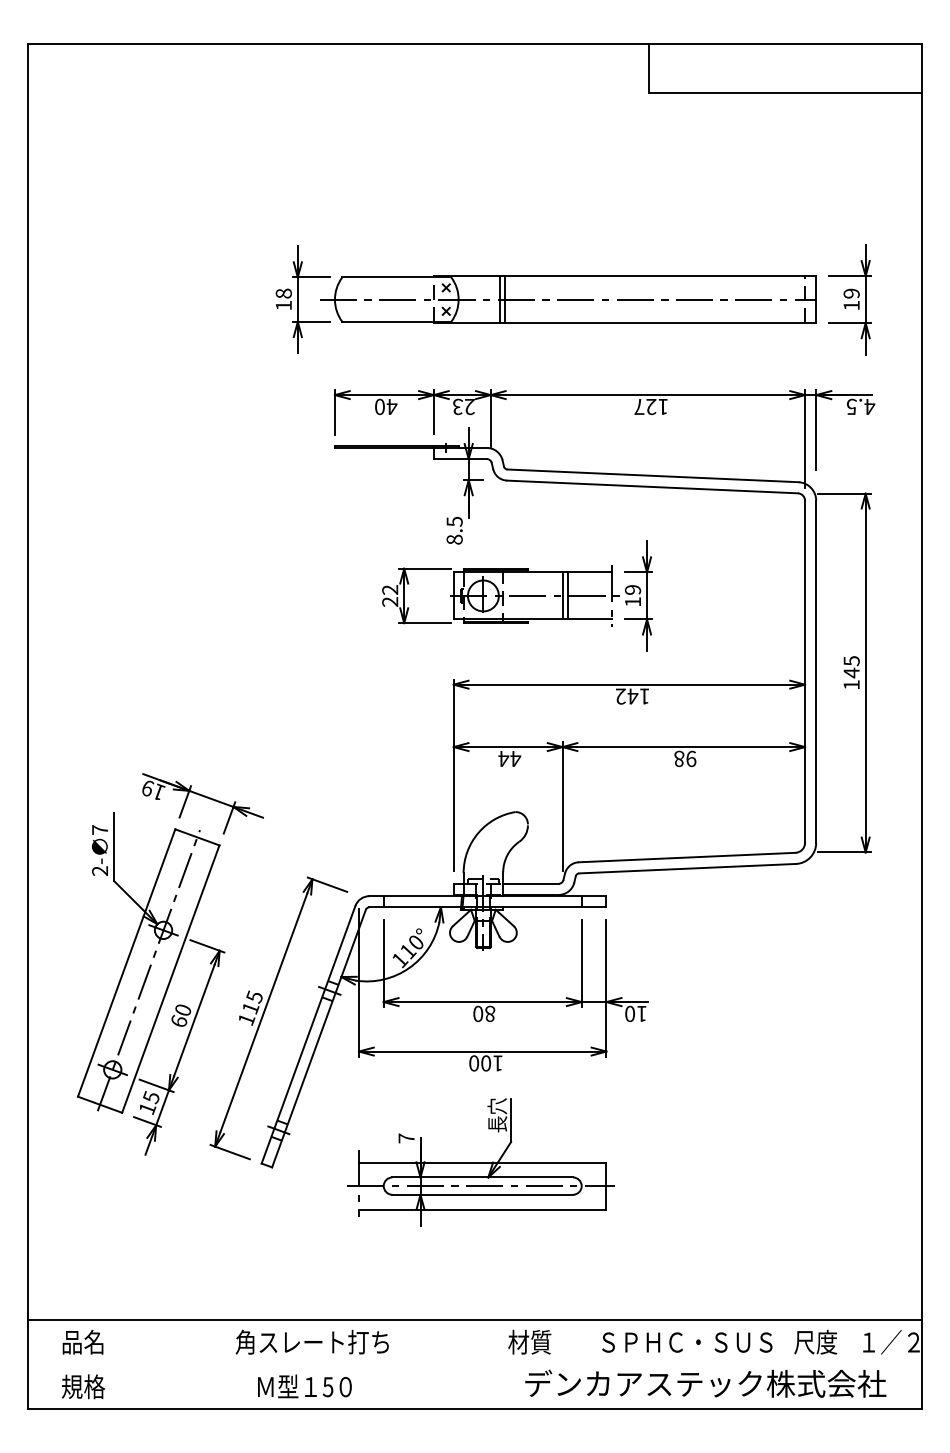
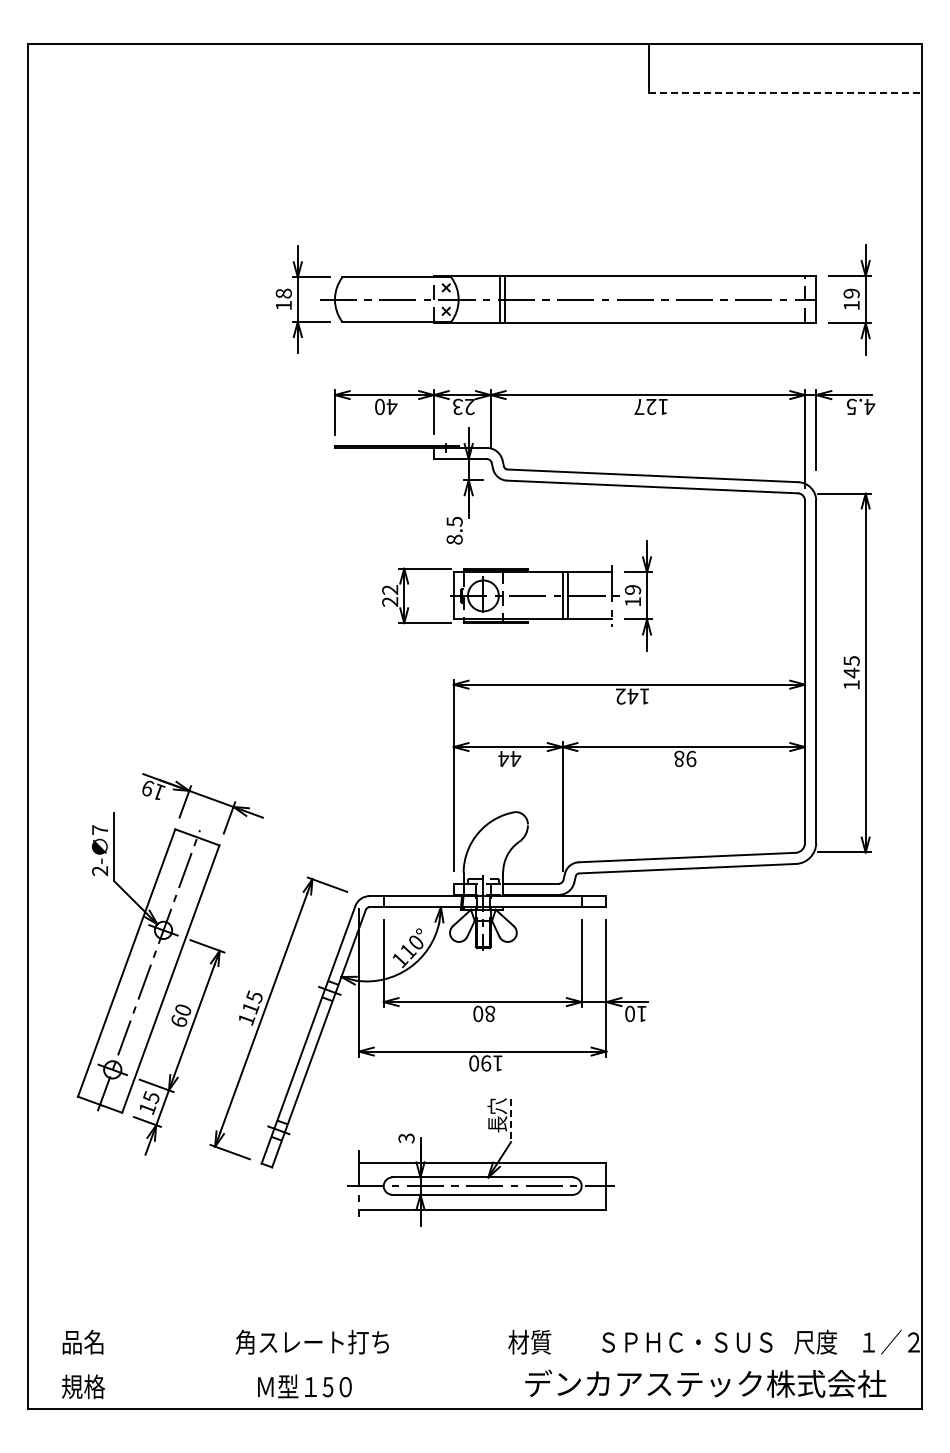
line: solid -> dashed (786, 93)
text: 100 -> 190 (486, 1063)
line: solid -> dashed (511, 1120)
text: 7 -> 3 (406, 1138)
line: present -> none (474, 1320)
